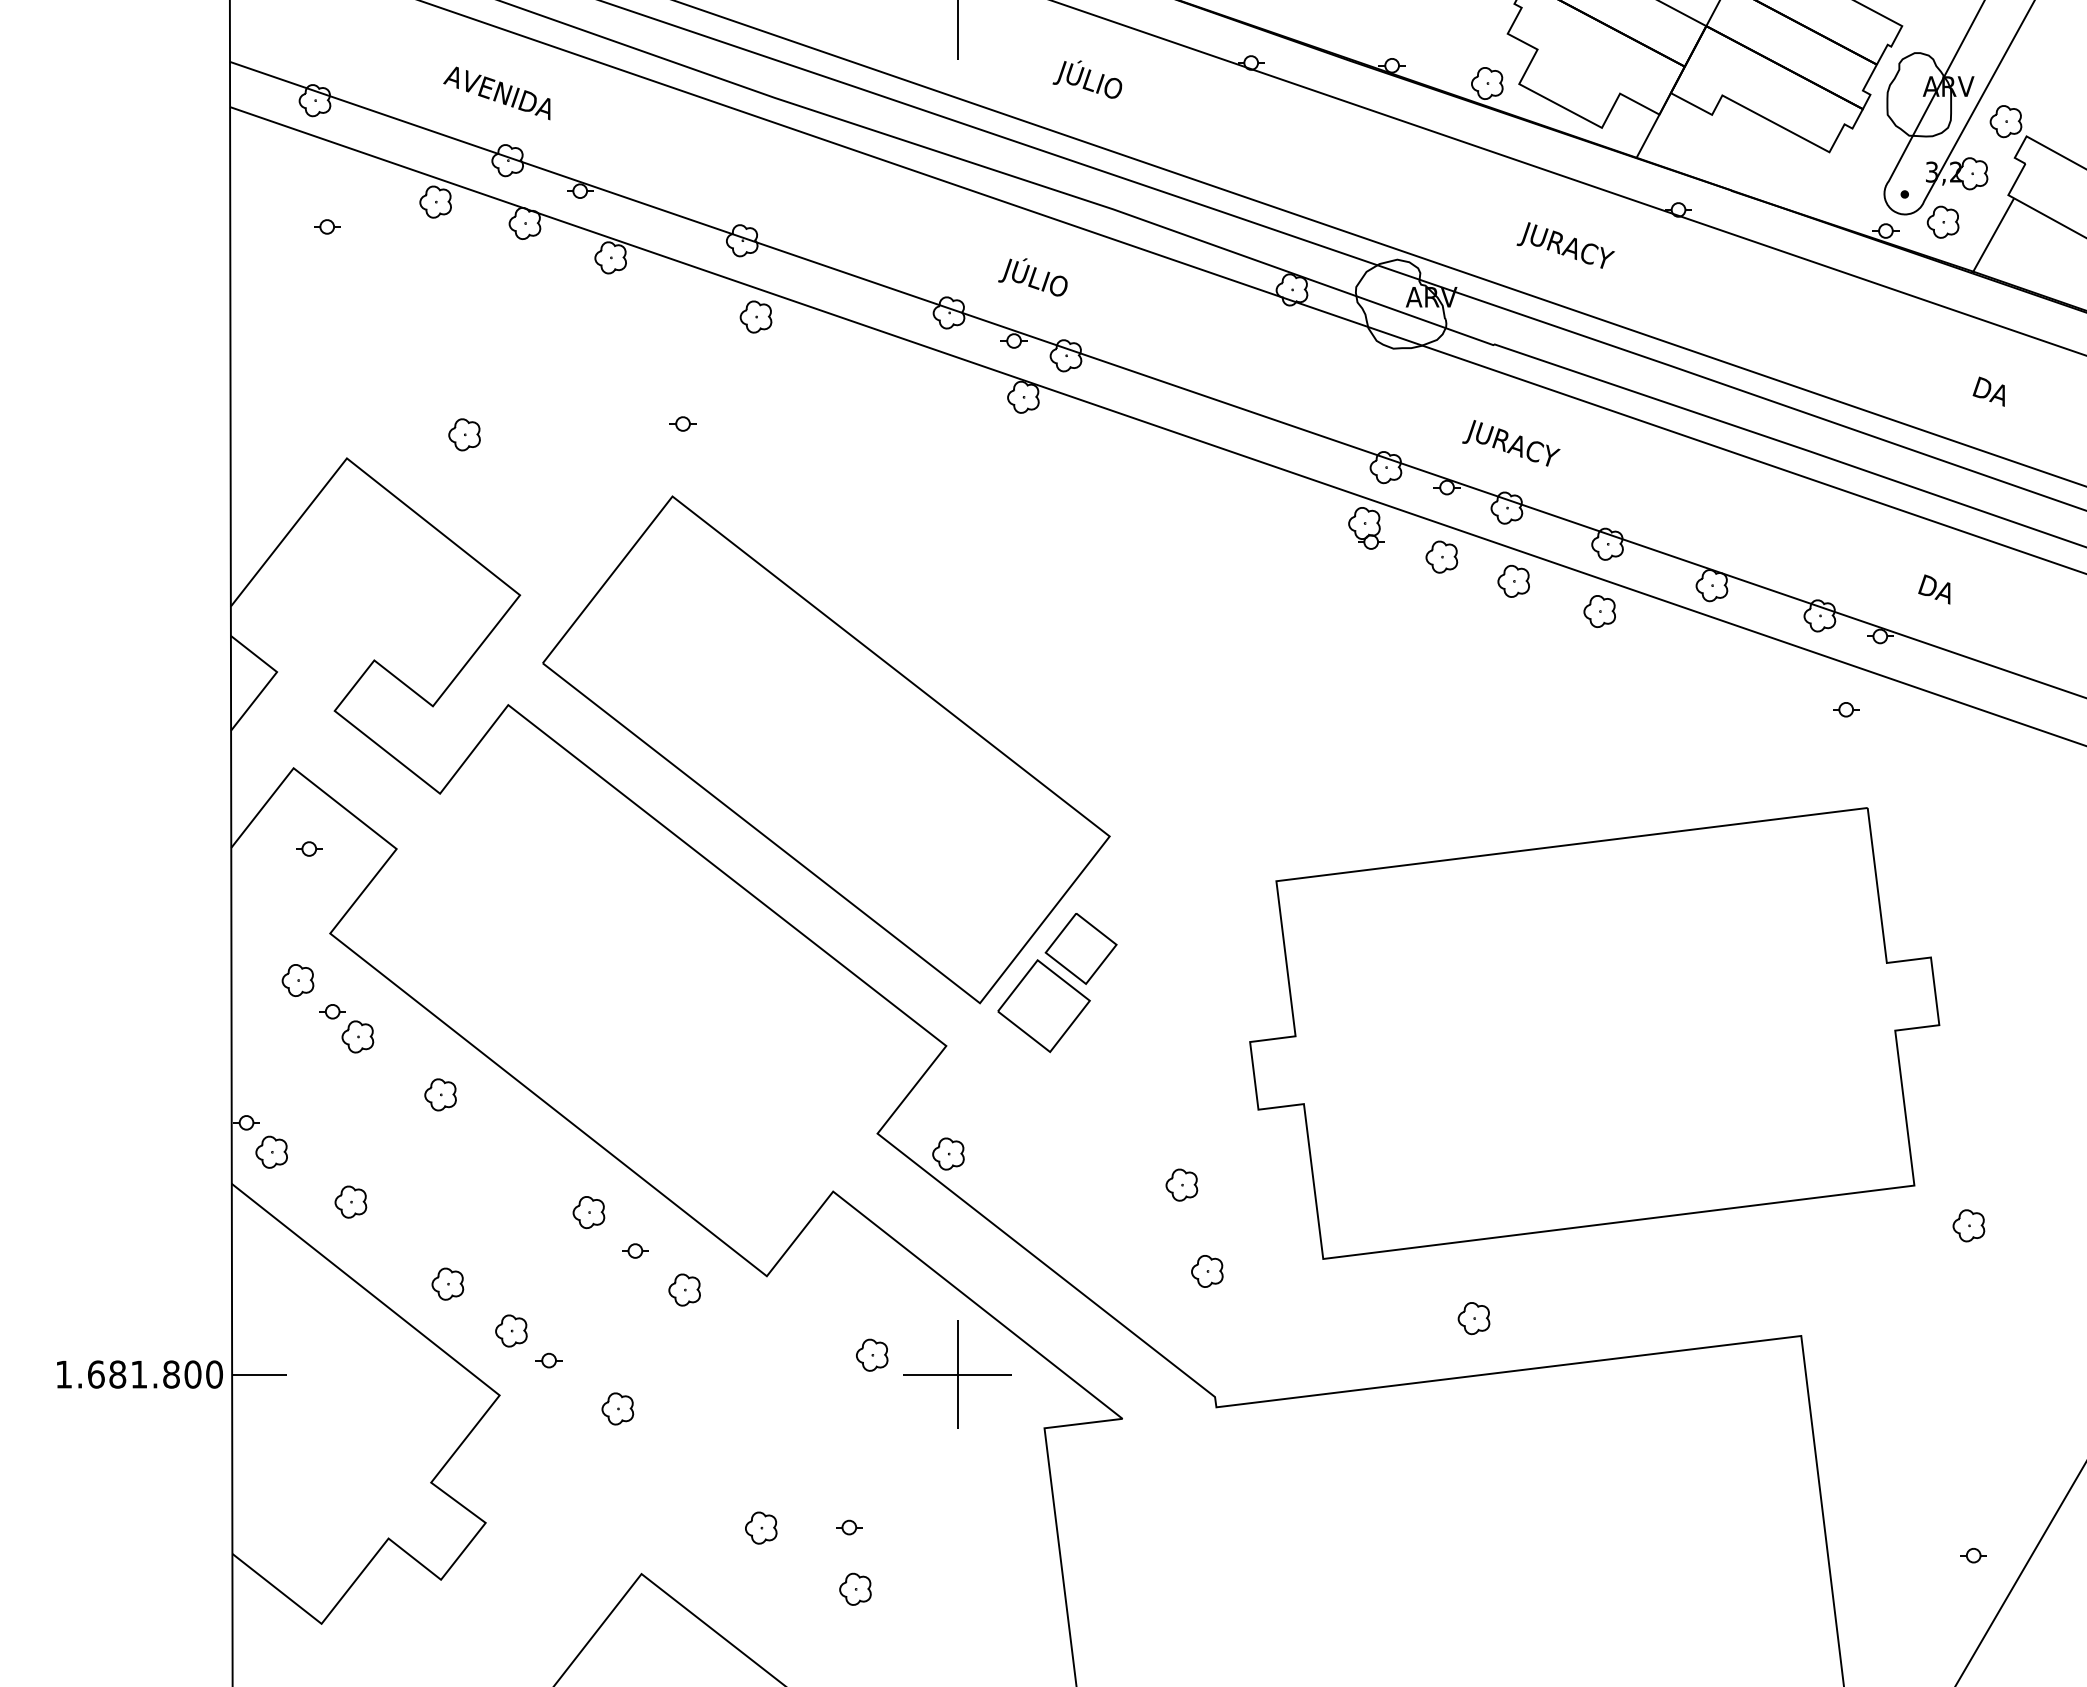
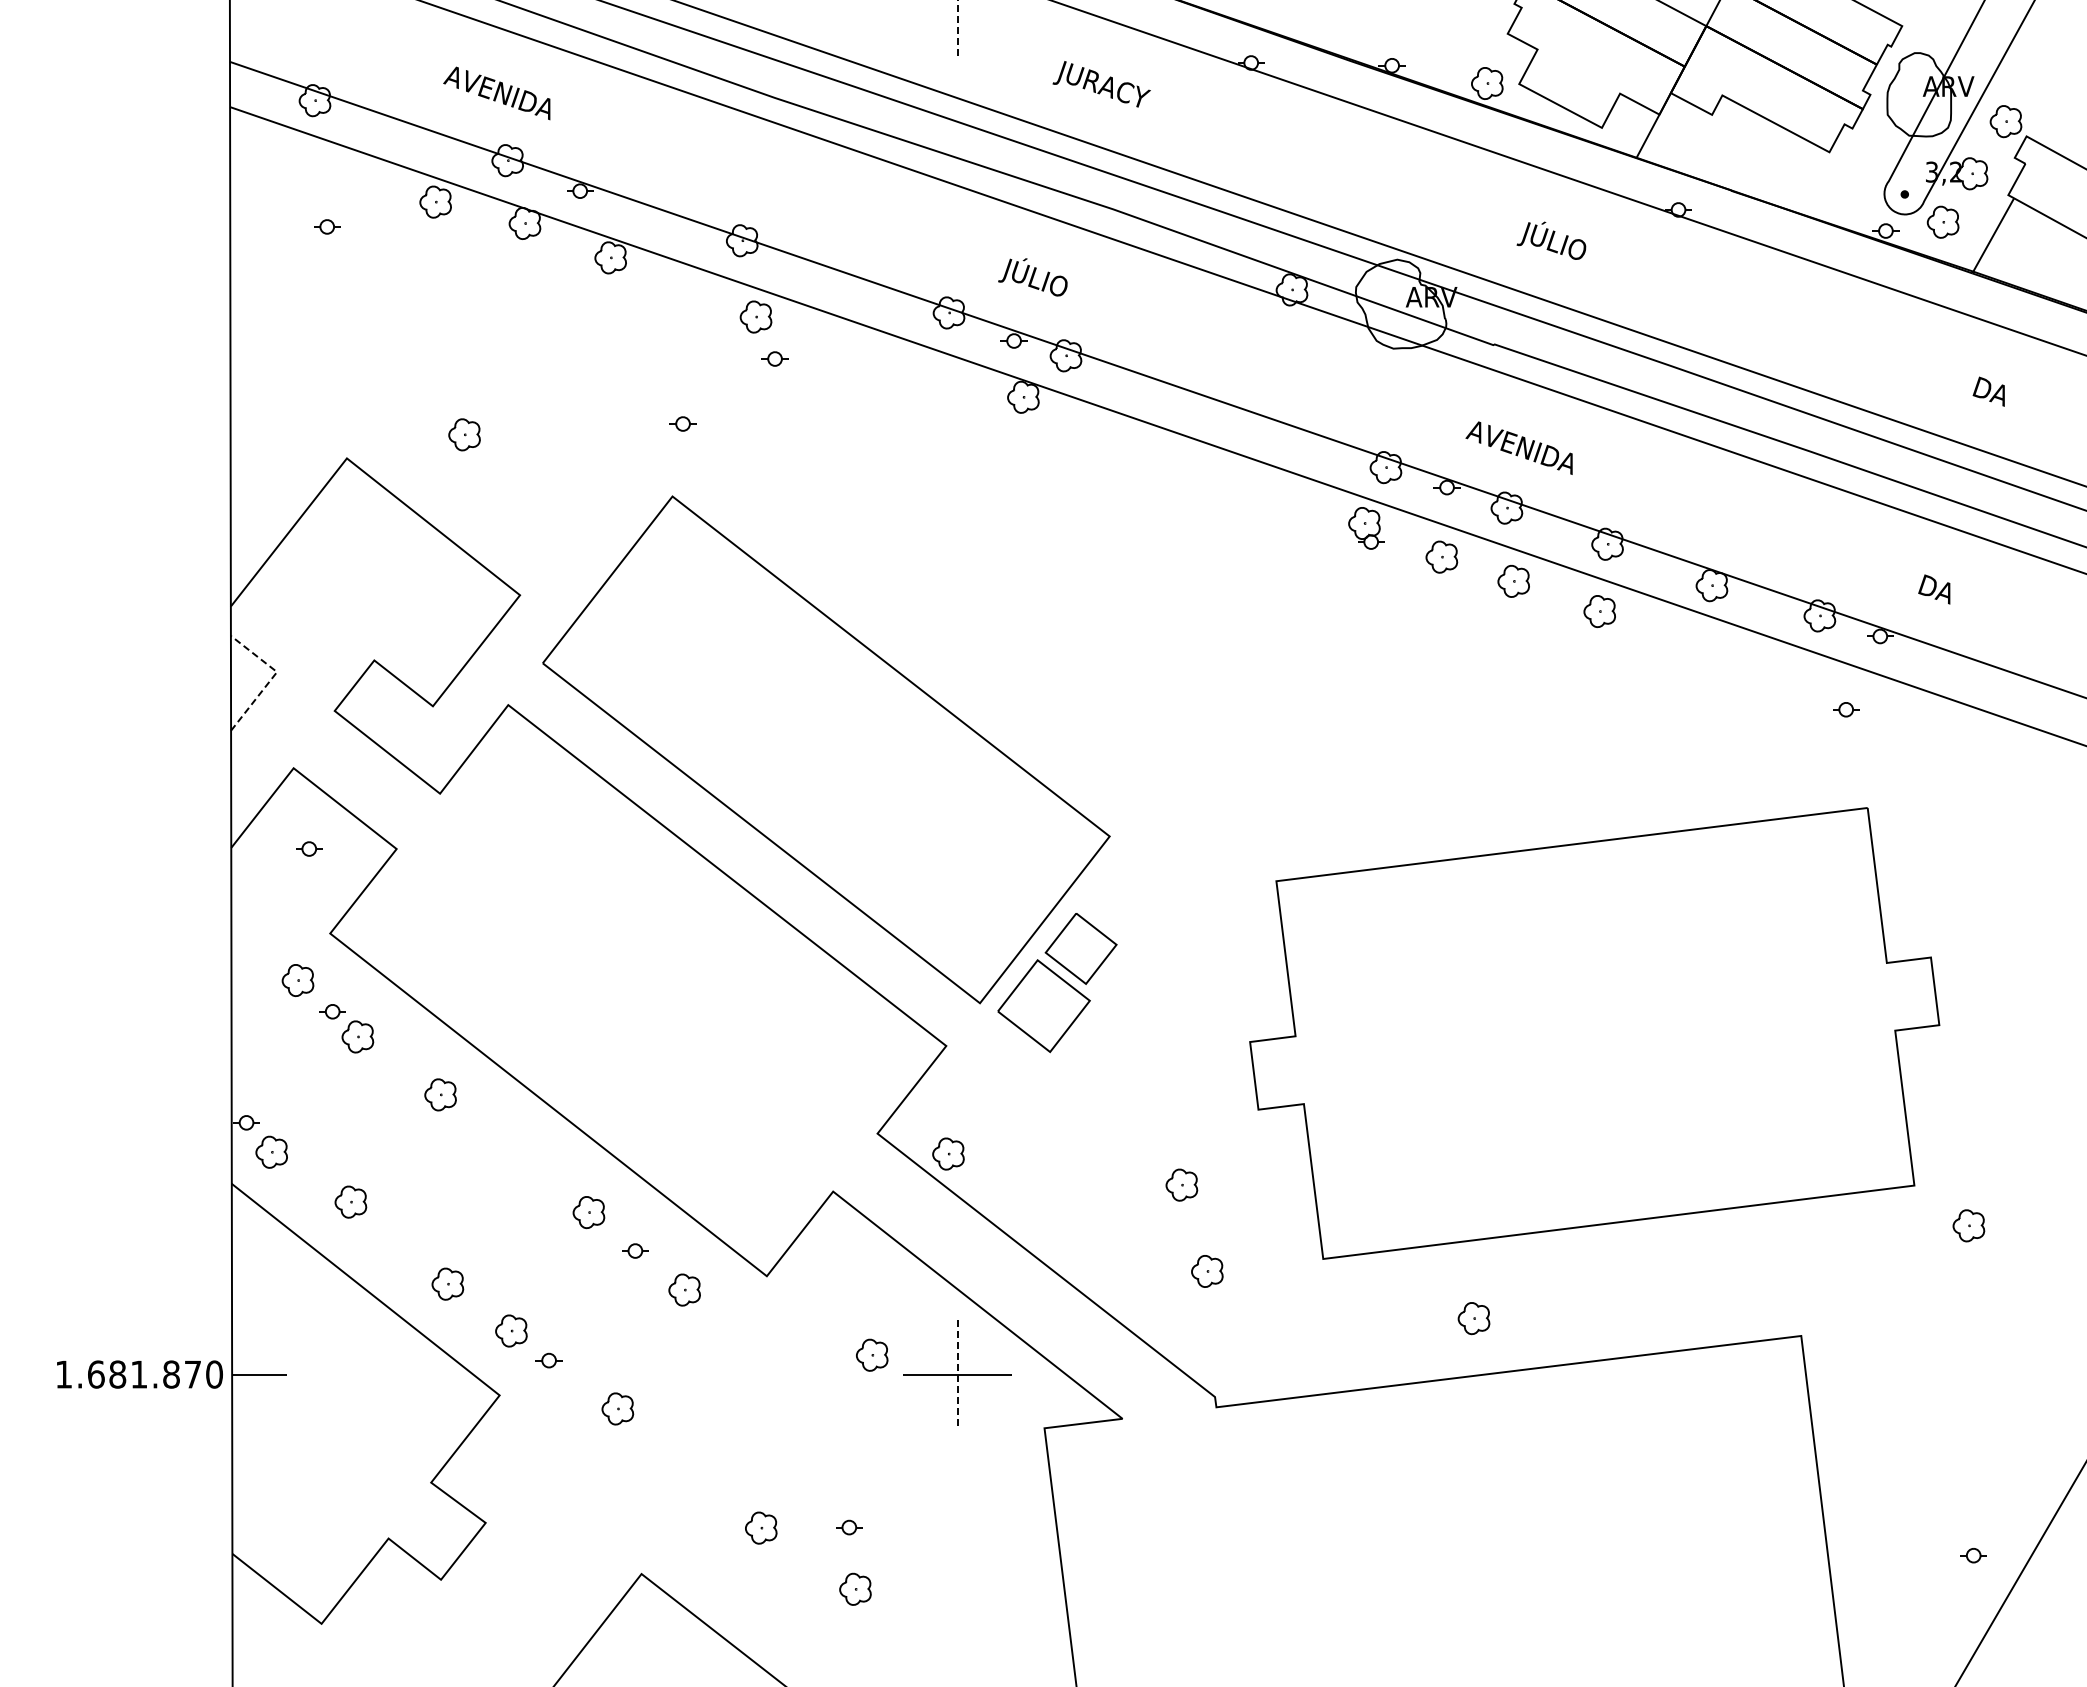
line: solid -> dashed (957, 30)
text: JÚLIO -> JURACY (1113, 83)
text: JURACY -> JÚLIO (1577, 244)
part: none -> present (774, 358)
text: JURACY -> AVENIDA (1517, 447)
line: solid -> dashed (272, 677)
text: 1.681.800 -> 1.681.870 (192, 1374)
line: solid -> dashed (957, 1374)
